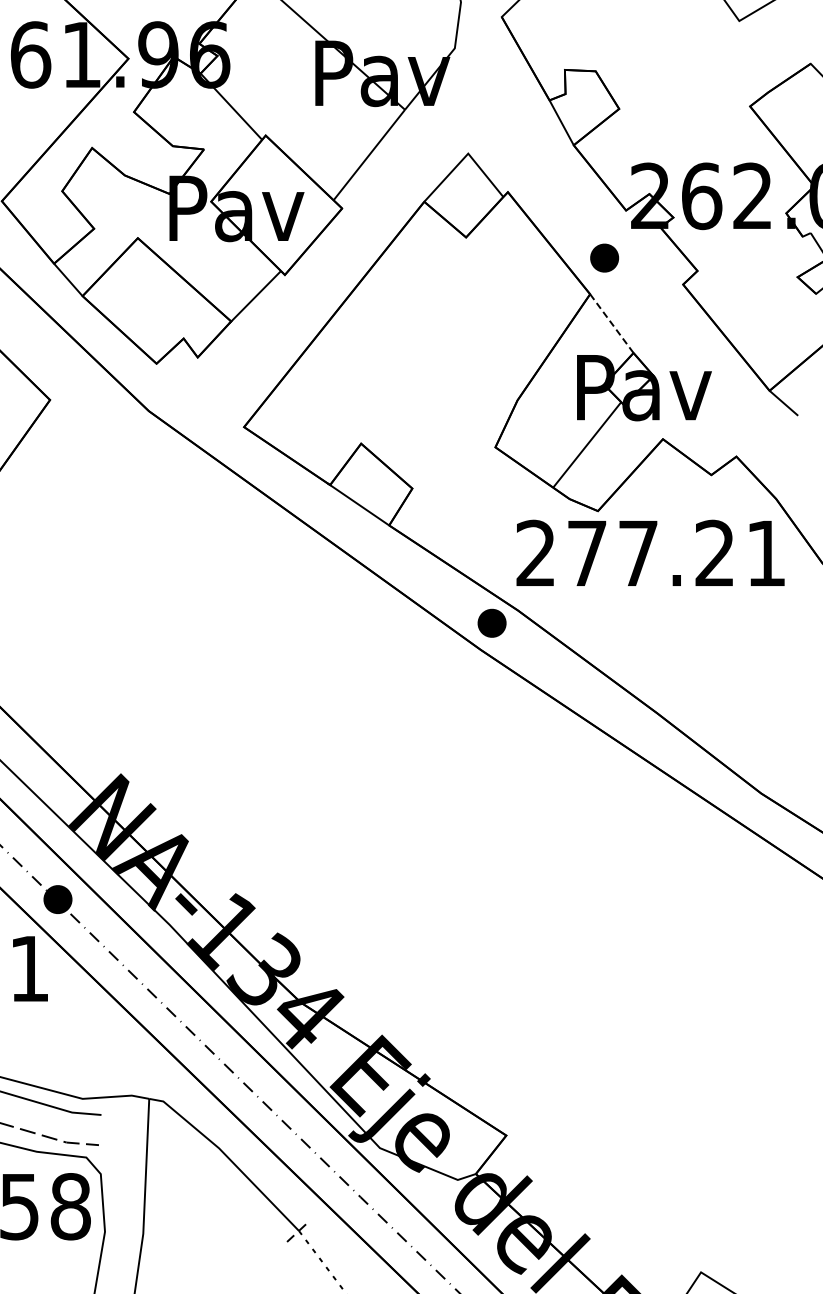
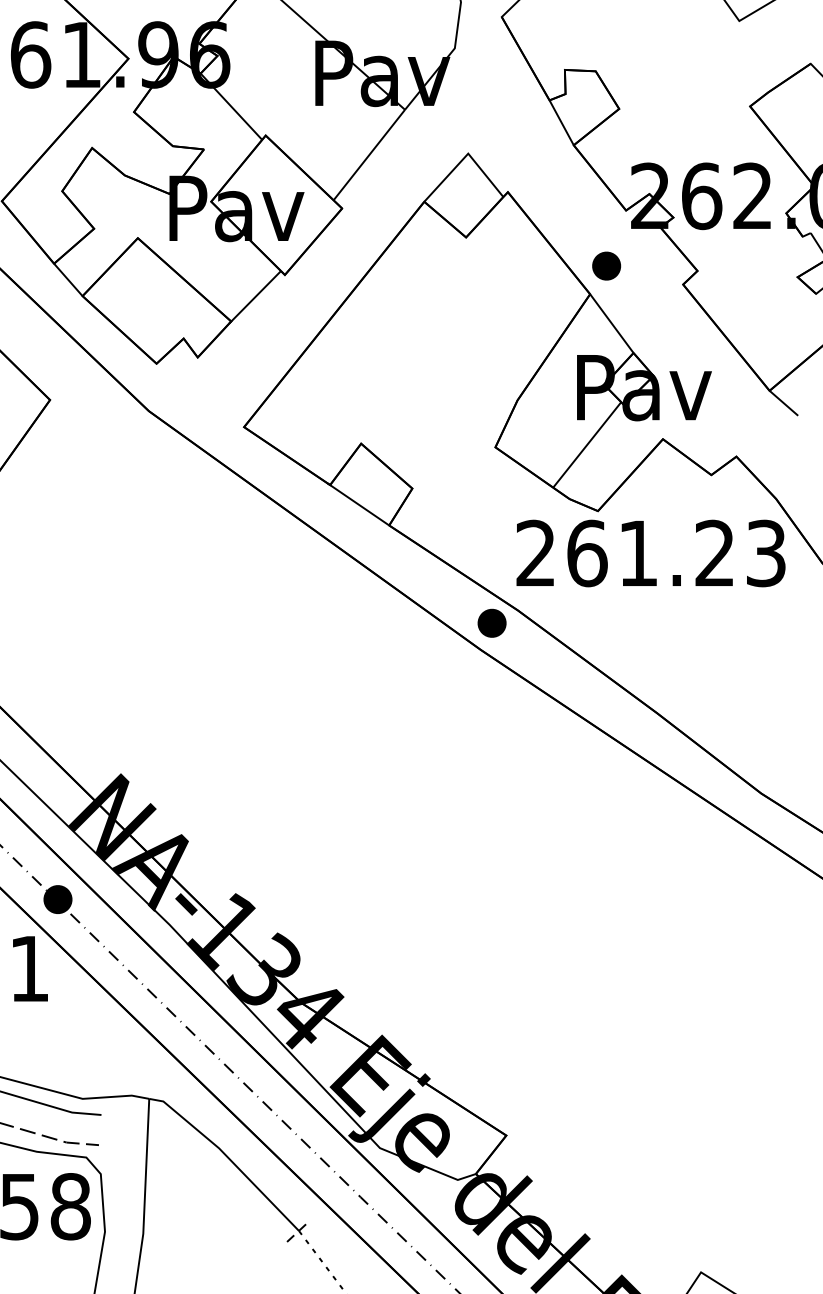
part position: (604, 257) -> (606, 265) (606, 265)
line: dashed -> solid (611, 323)
text: 277.21 -> 261.23 (676, 553)
